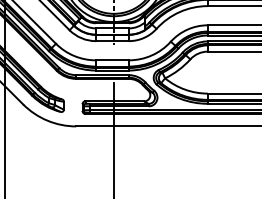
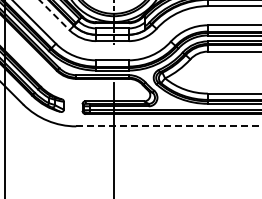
line: solid -> dashed (54, 15)
line: solid -> dashed (169, 126)
